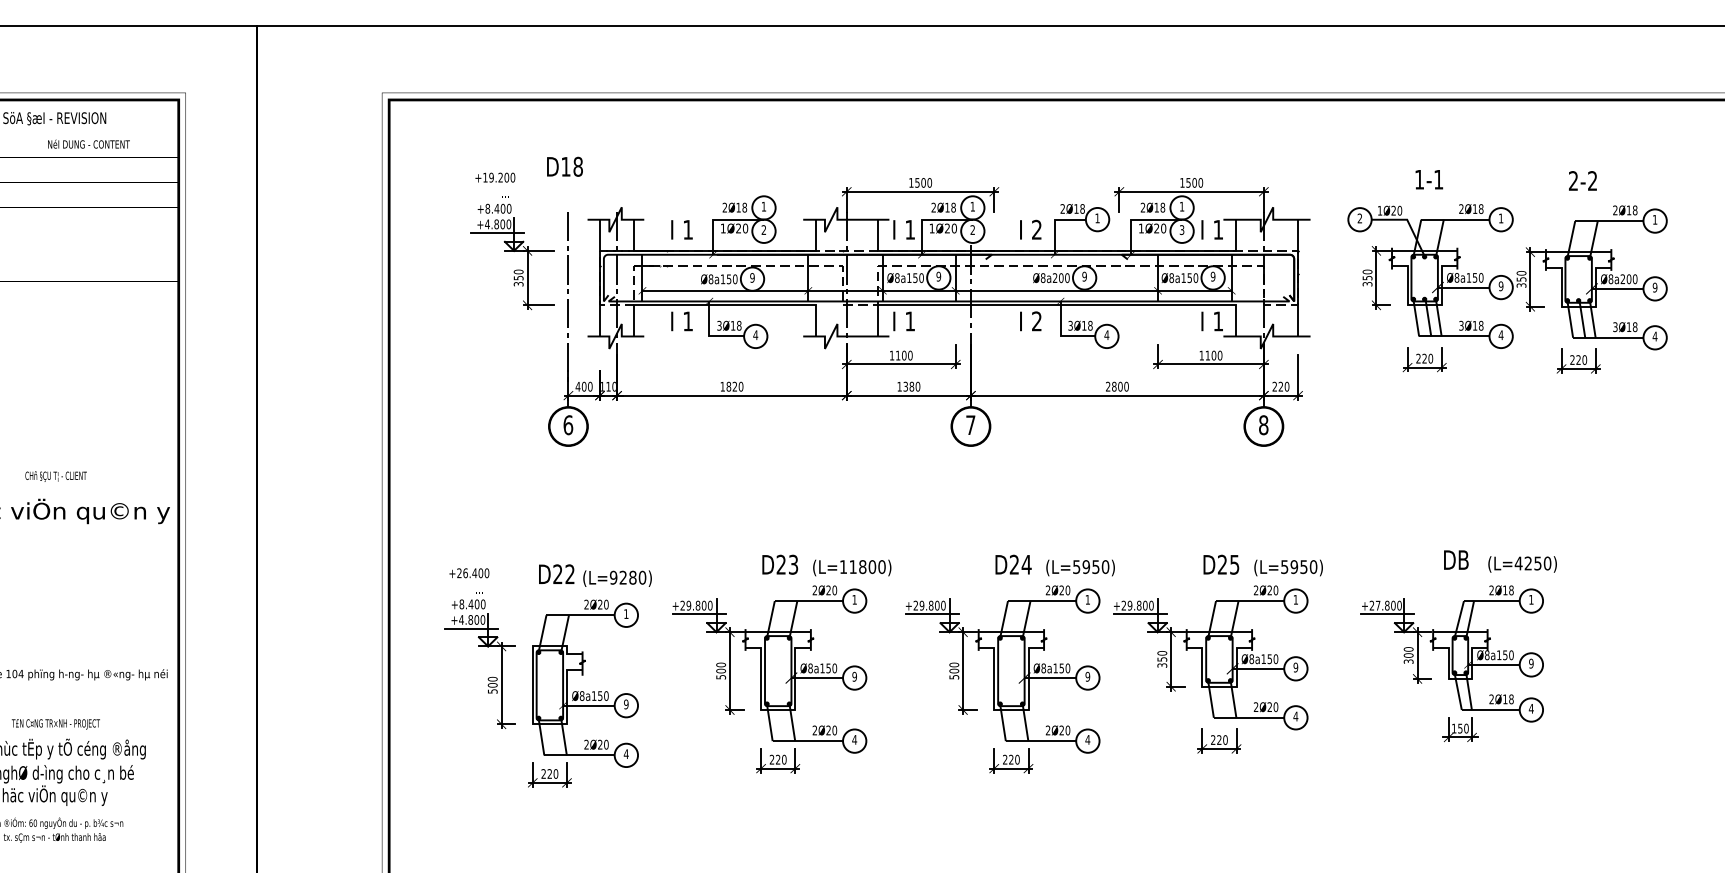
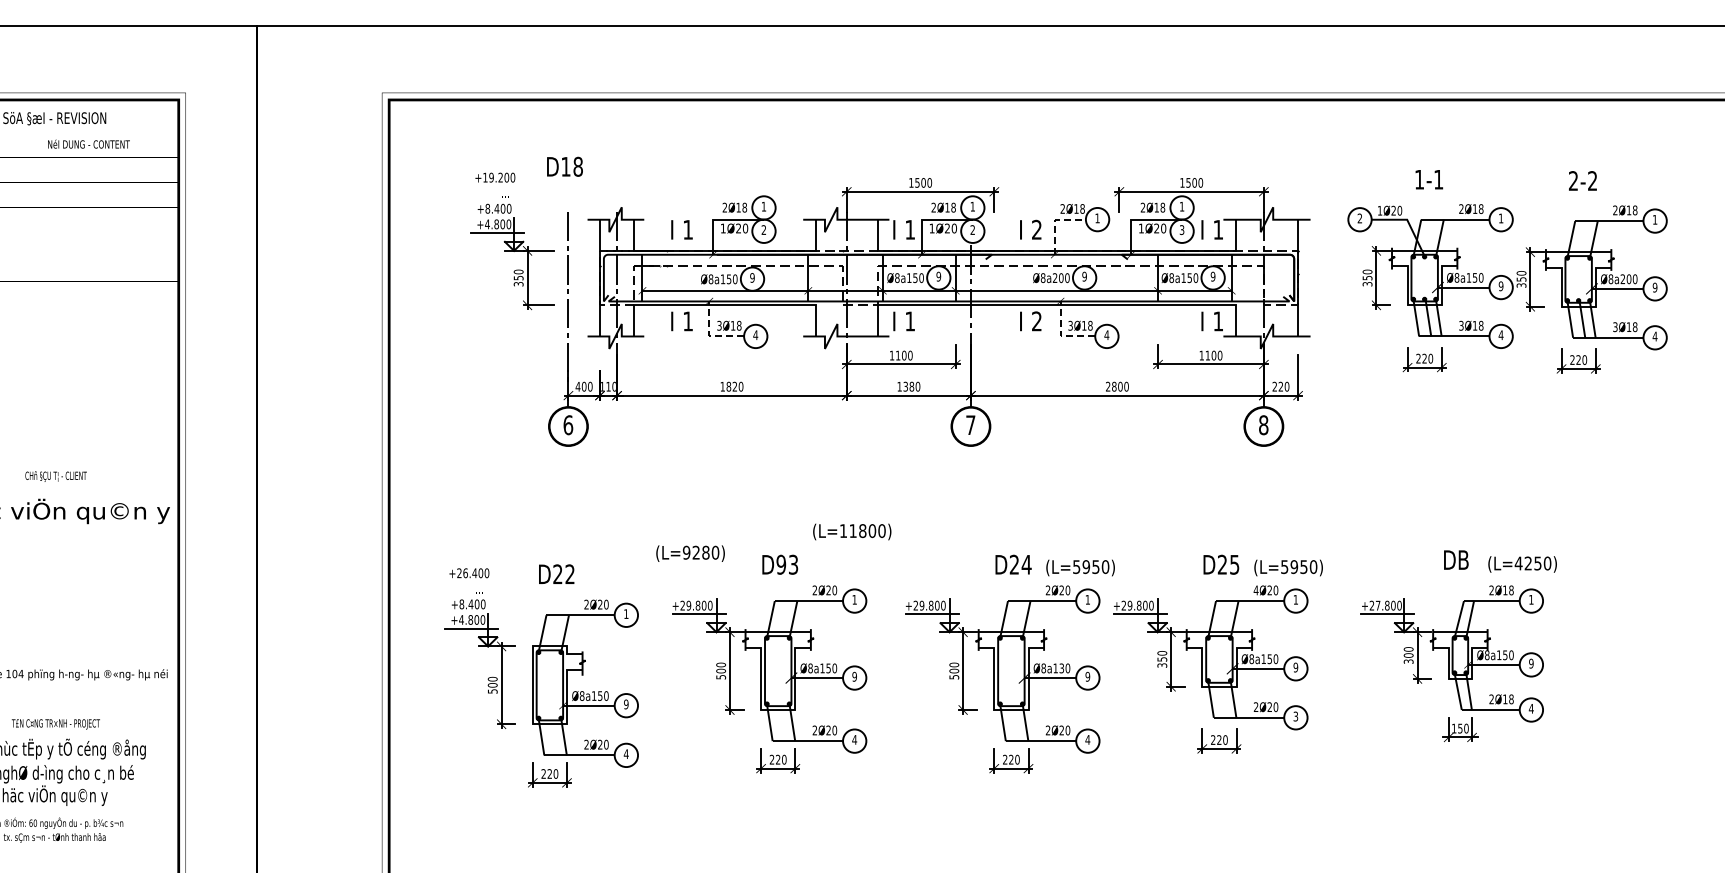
line: solid -> dashed (1054, 220)
line: solid -> dashed (709, 336)
line: solid -> dashed (1060, 336)
text: D23 -> D93 (781, 564)
text position: (852, 567) -> (852, 531) (852, 531)
text position: (617, 578) -> (690, 553) (690, 553)
text: 2Ø20 -> 4Ø20 (1255, 590)
text: Ø8a150 -> Ø8a130 (1061, 667)
text: 4 -> 3 (1295, 716)
